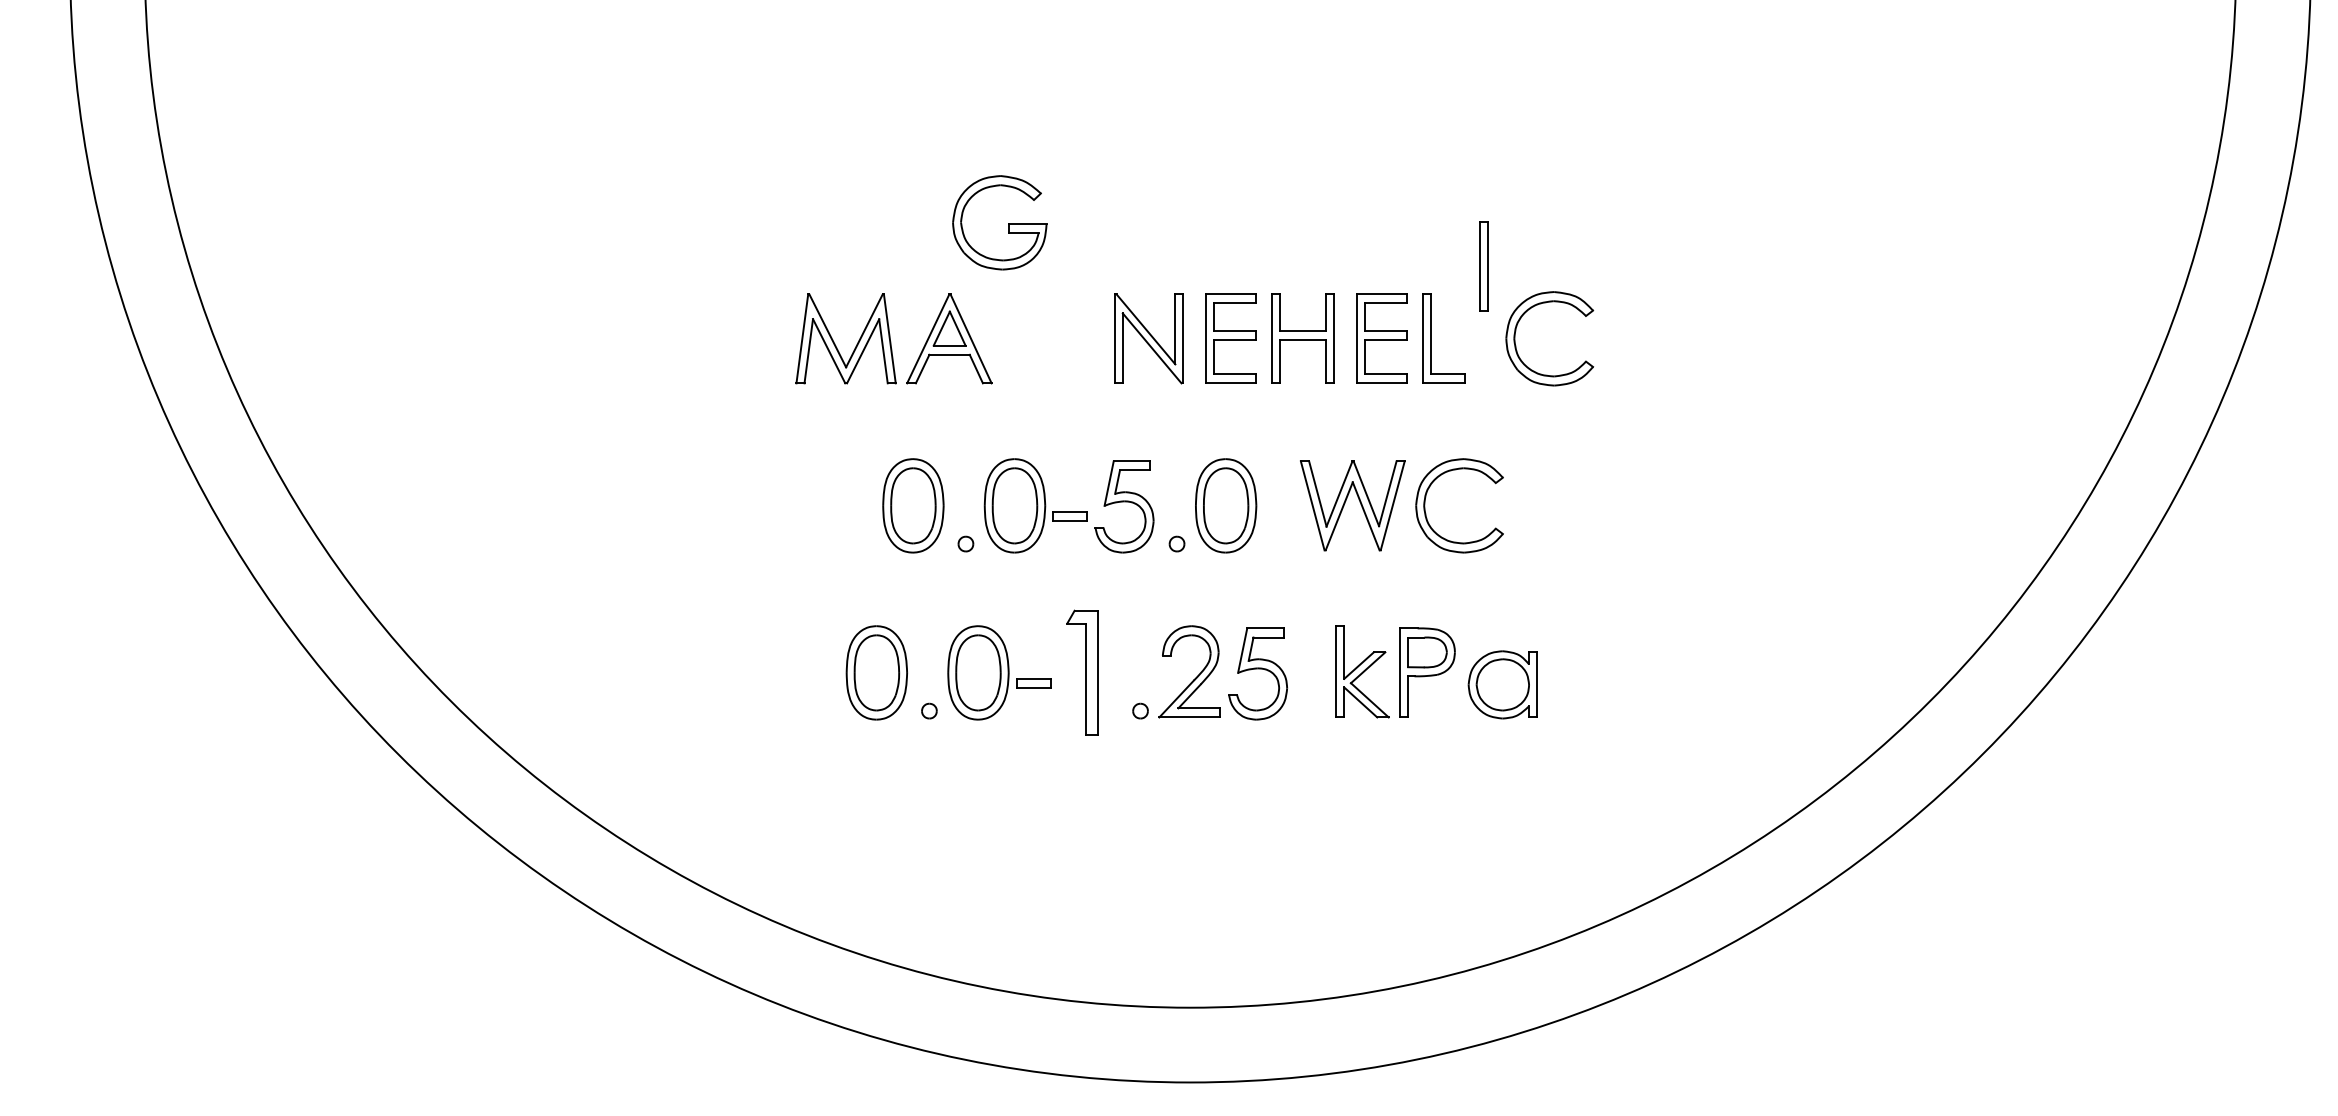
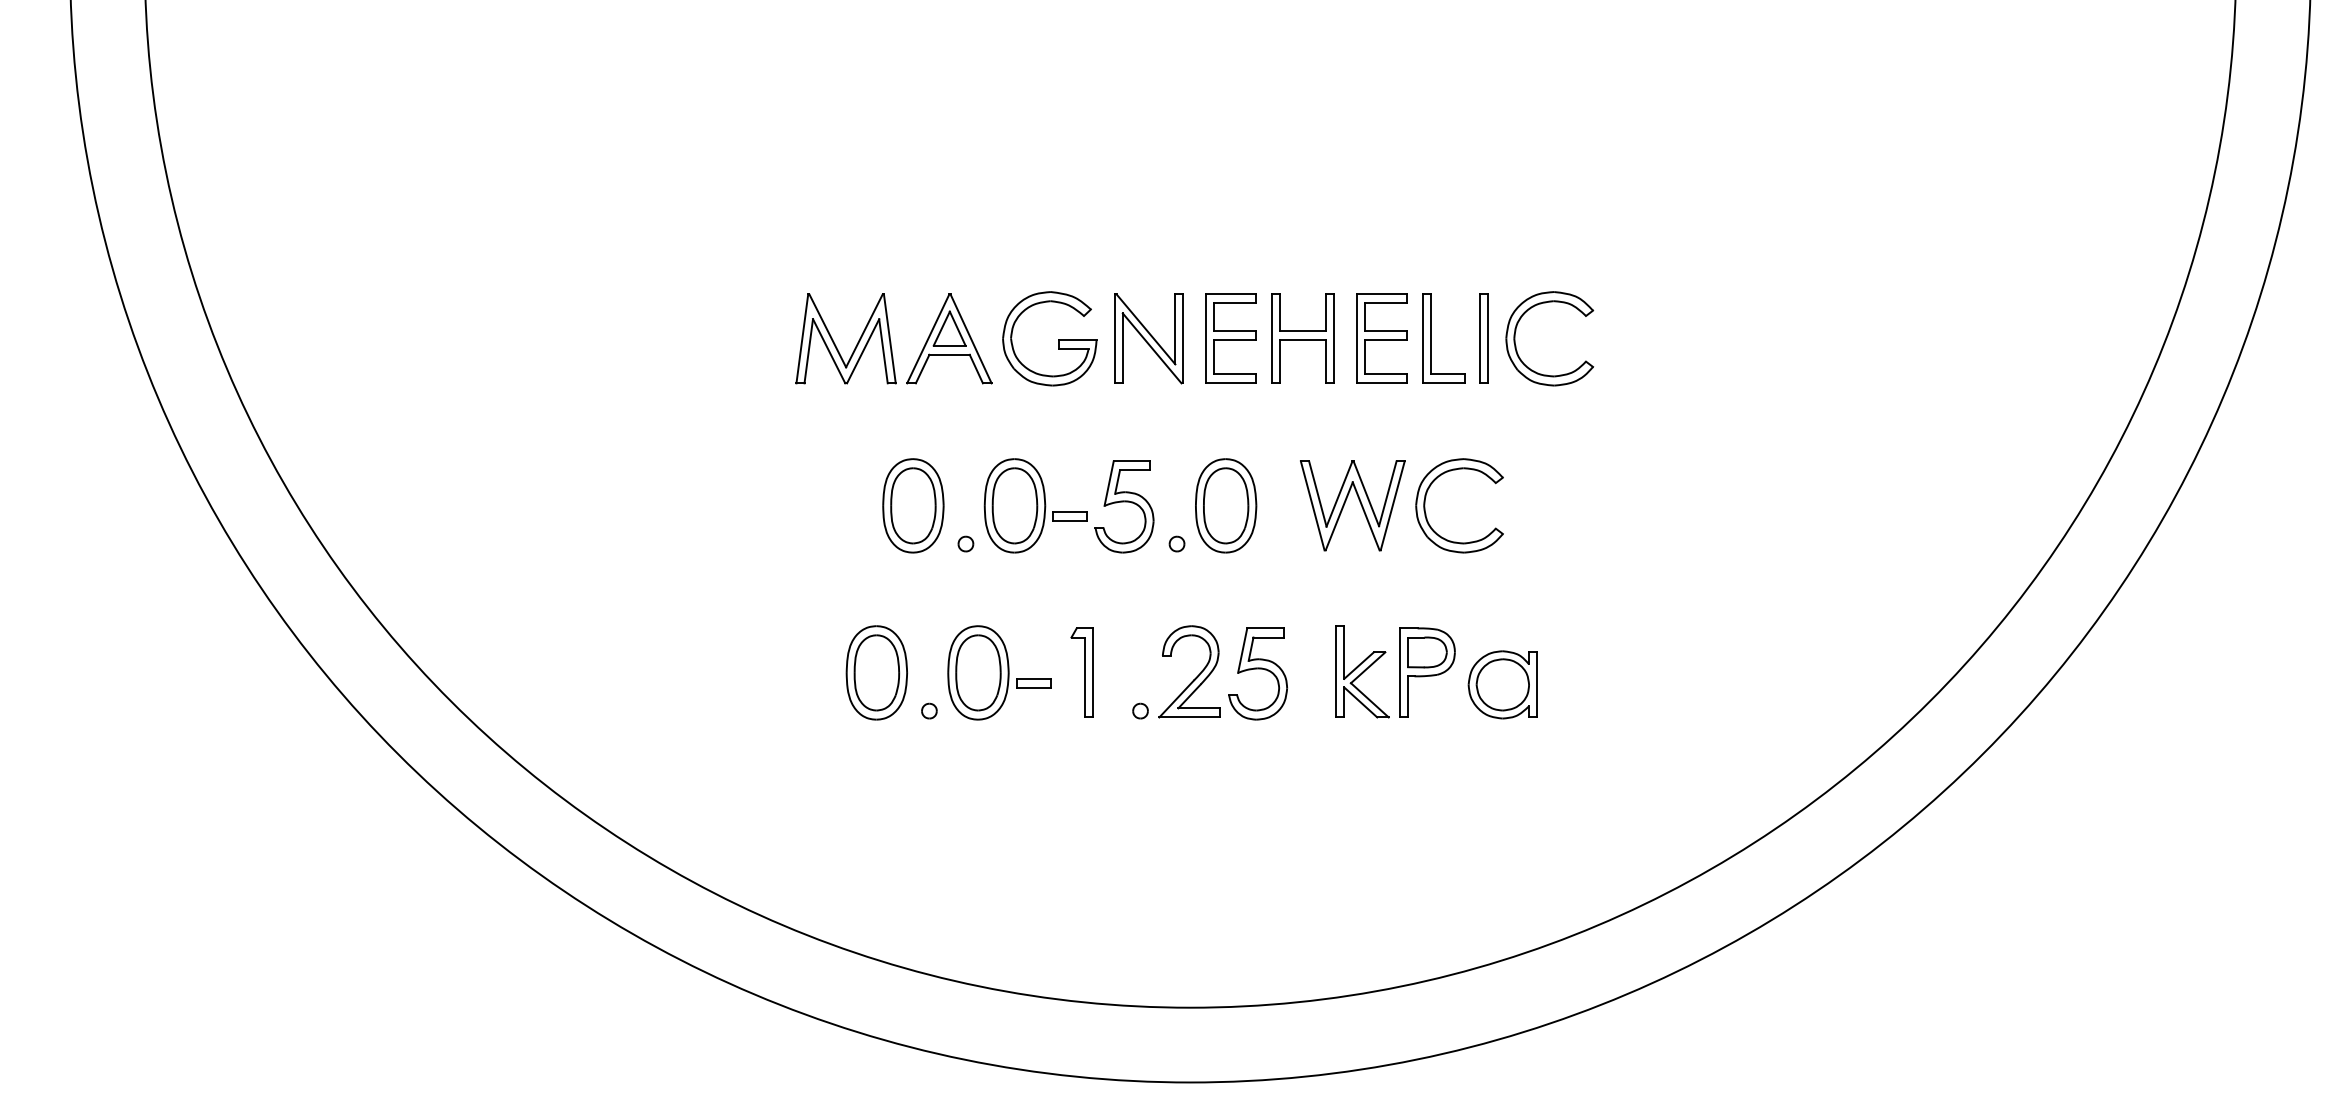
part position: (1008, 223) -> (1058, 339) (1058, 339)
part position: (1483, 266) -> (1483, 338) (1483, 338)
part size: 33x127 px -> 24x91 px (1081, 672)
